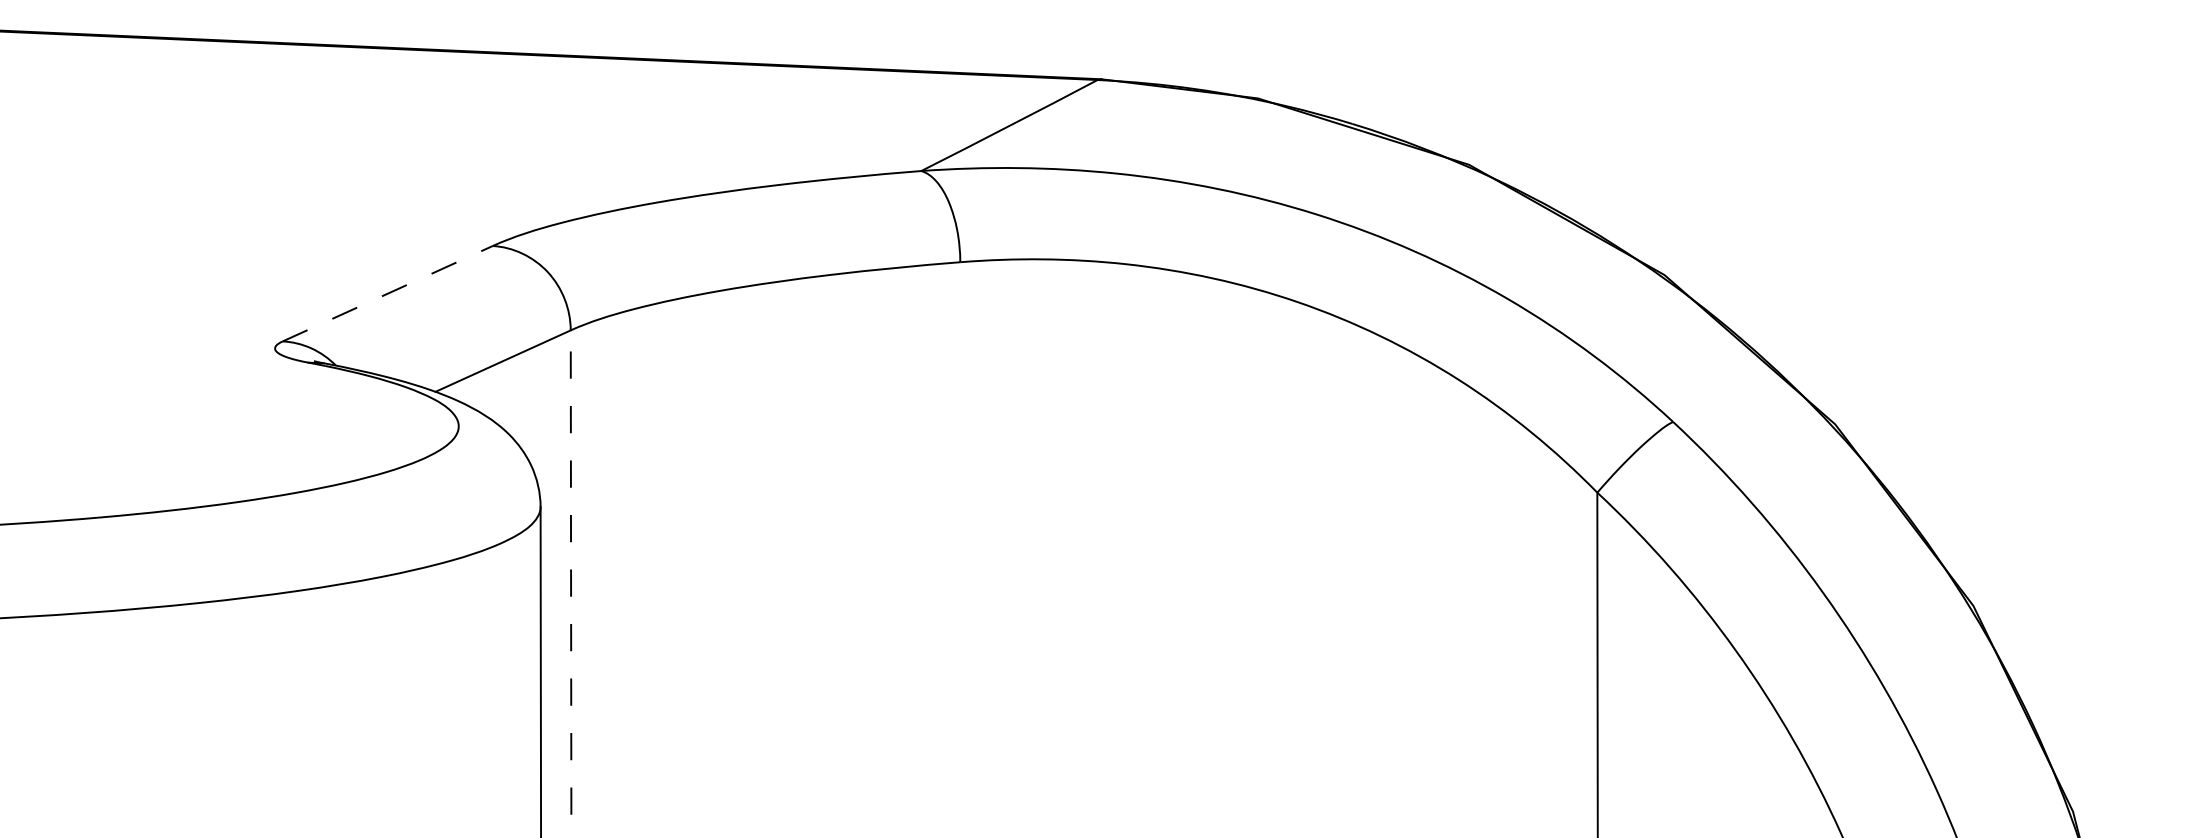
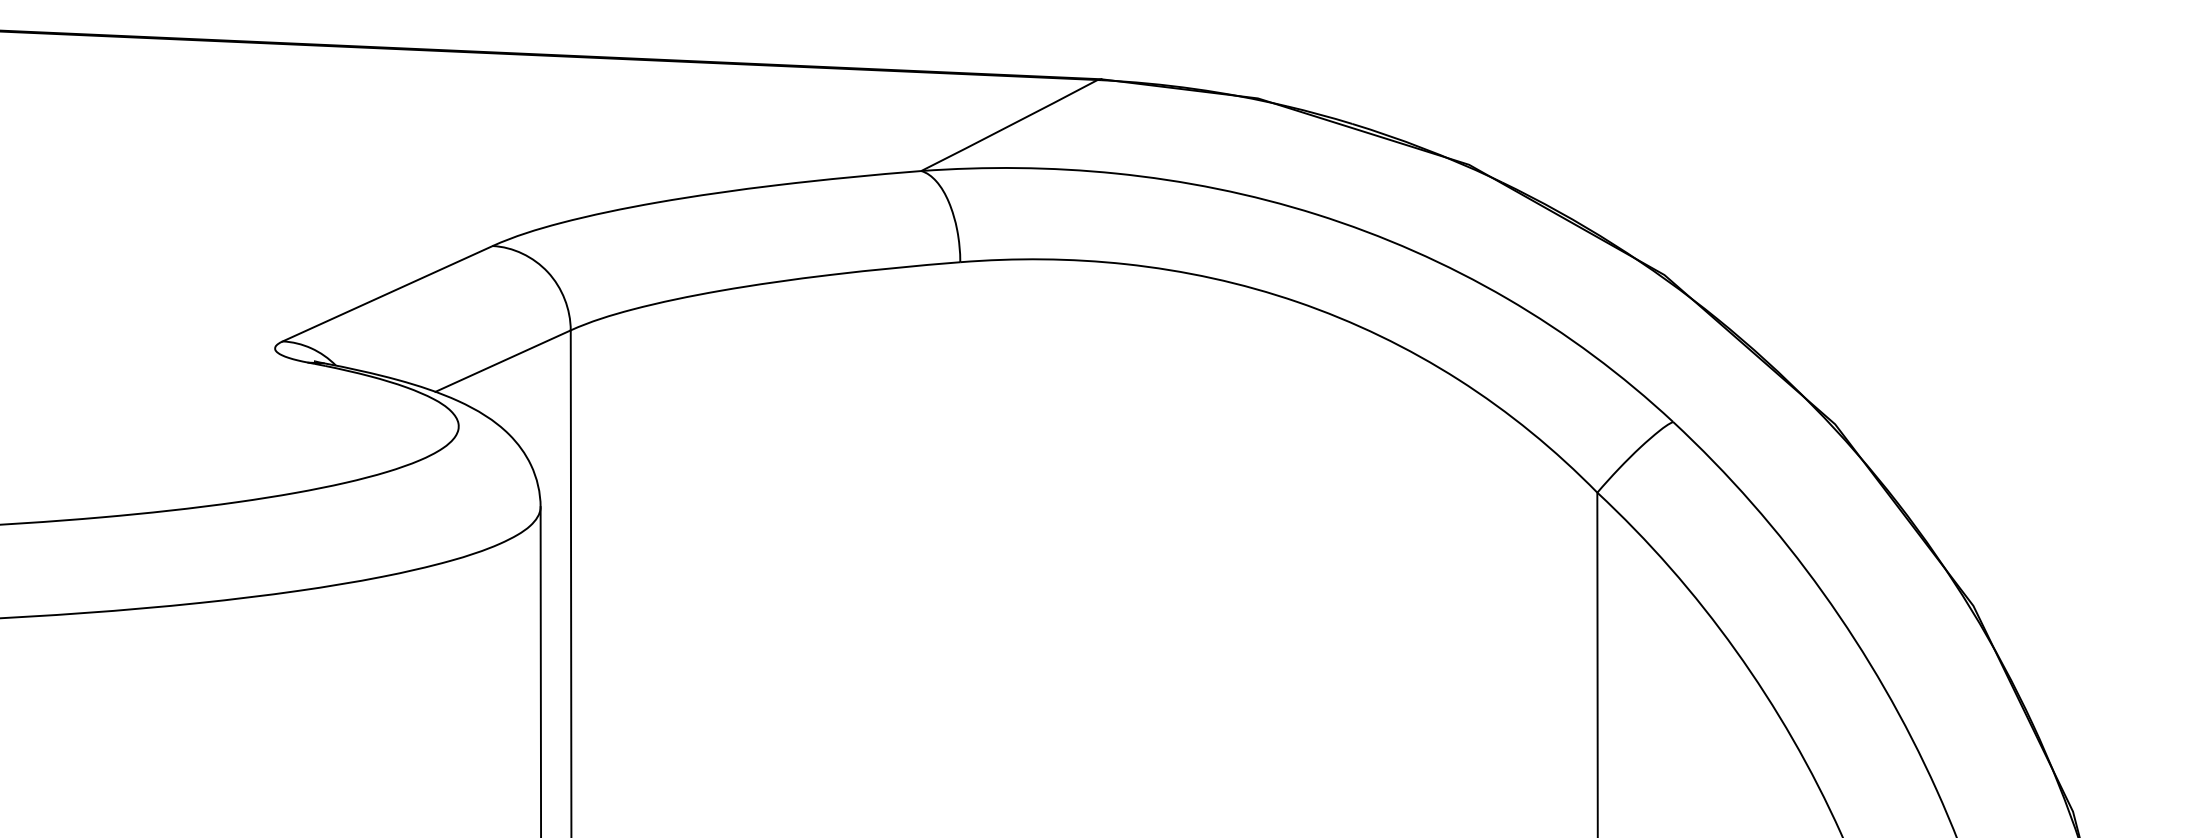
line: dashed -> solid (388, 293)
line: dashed -> solid (571, 584)
